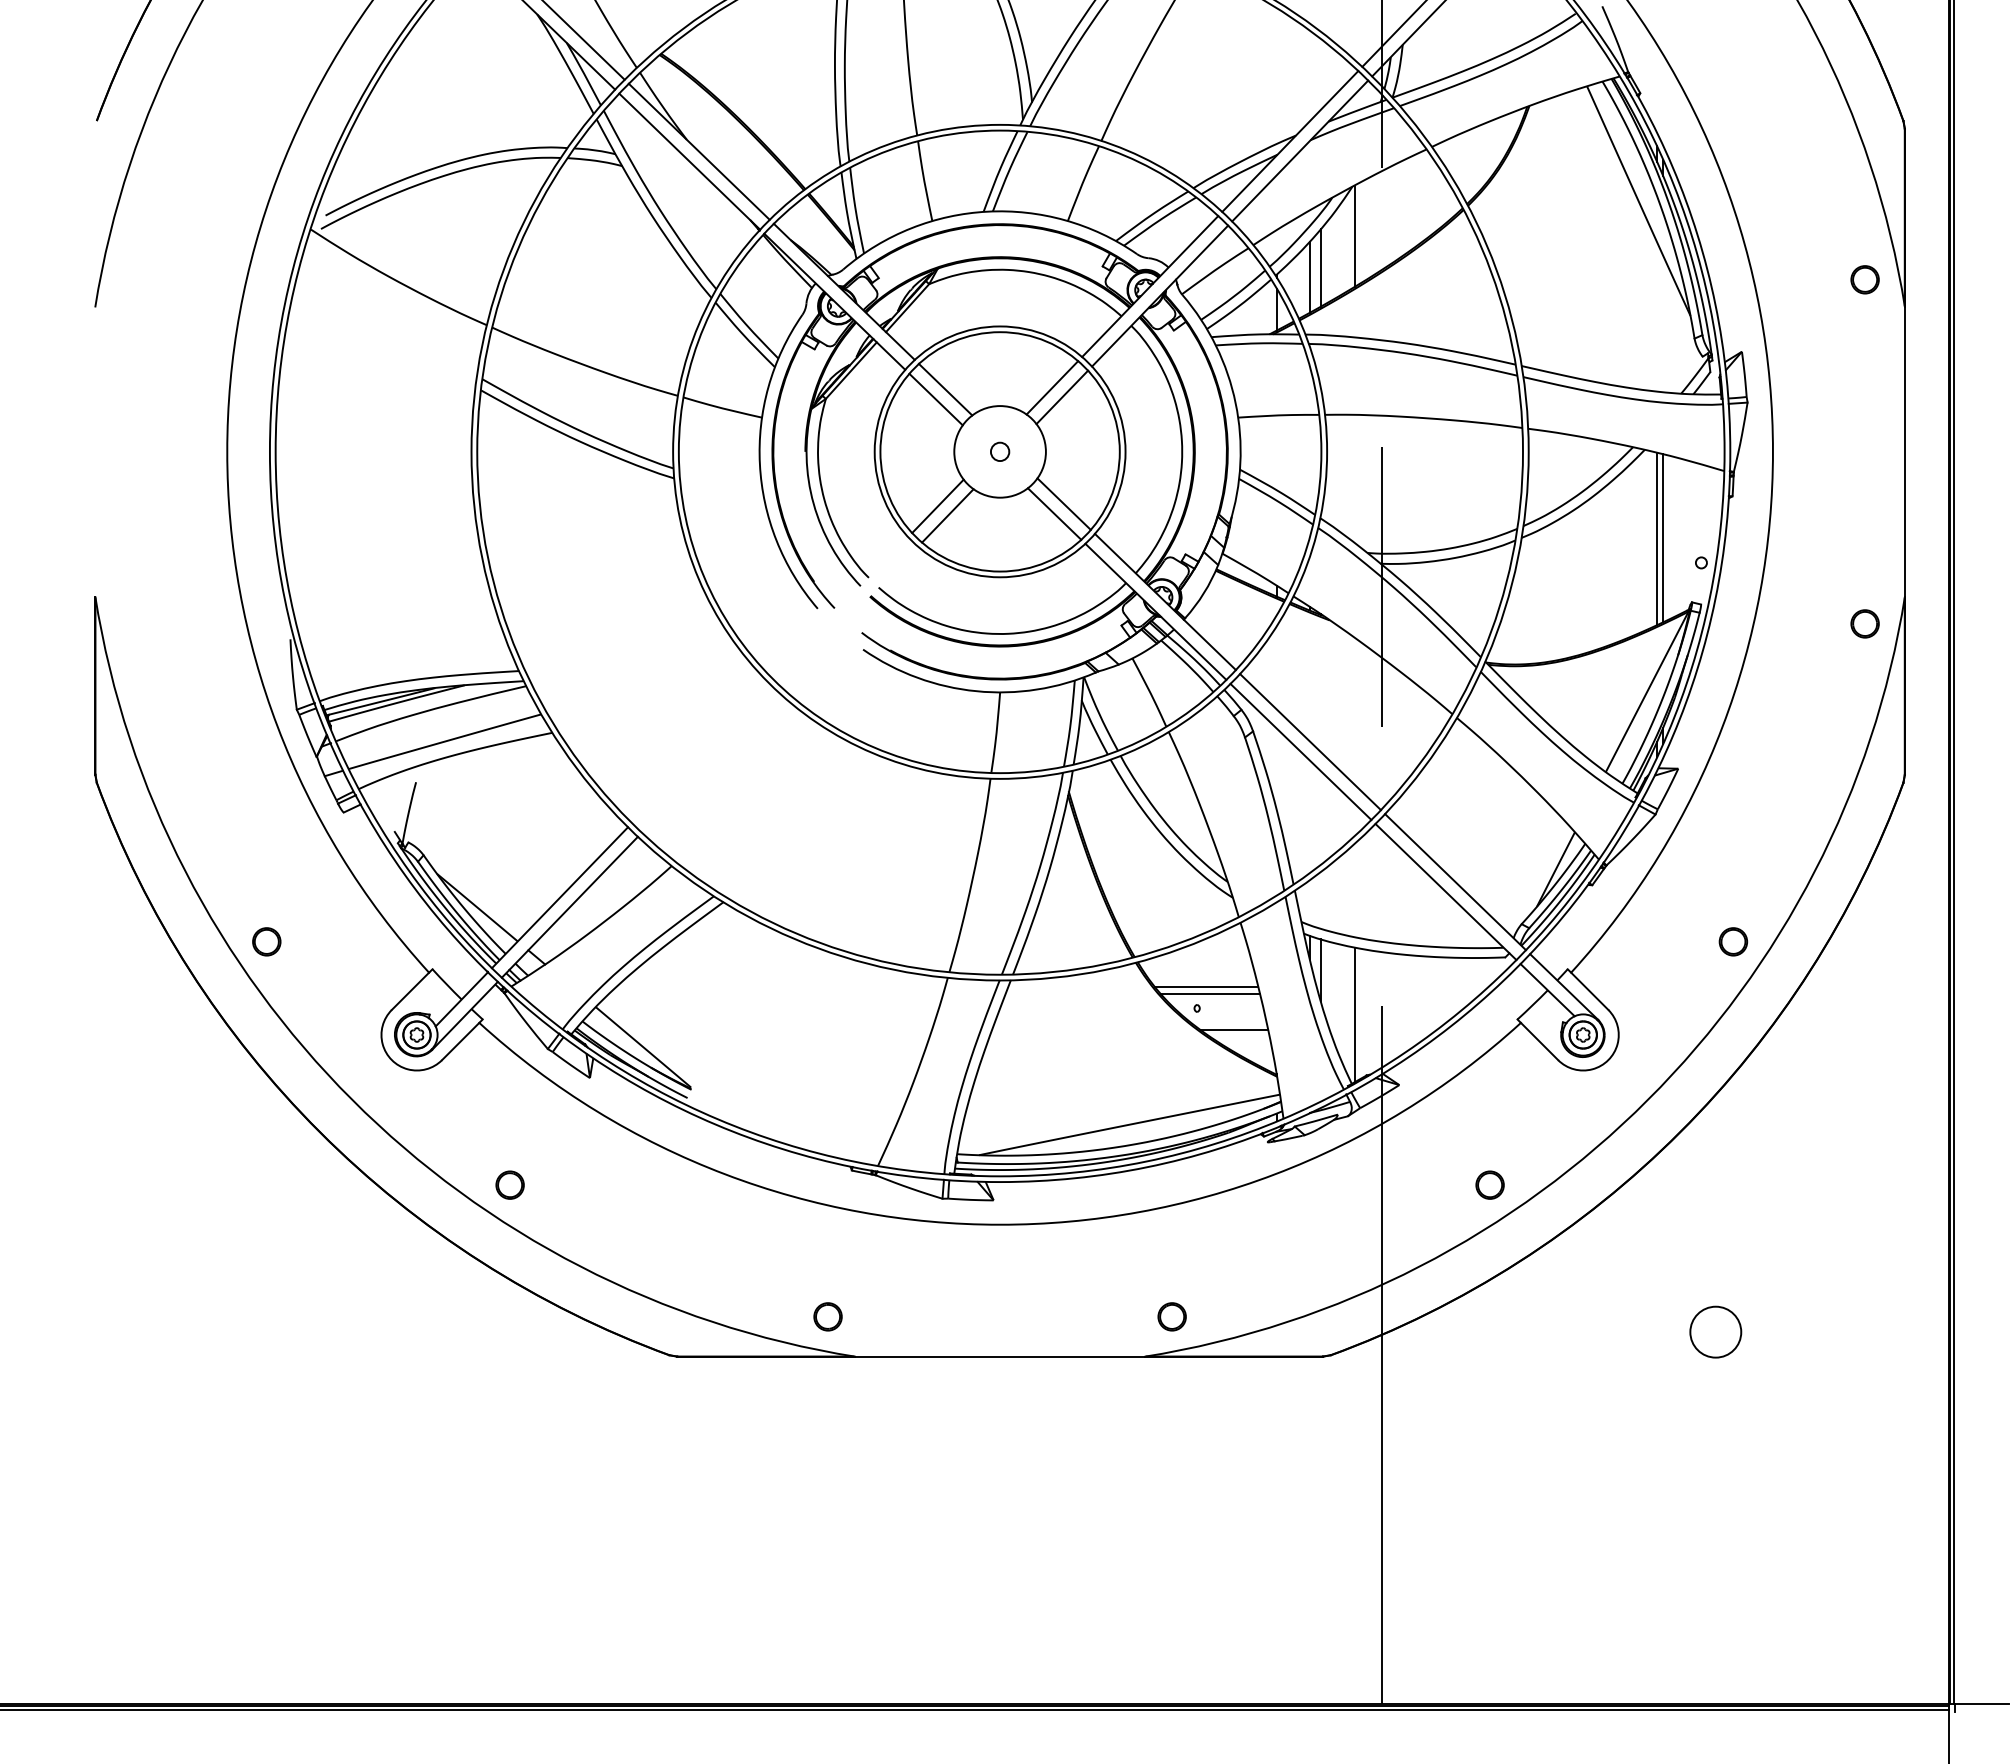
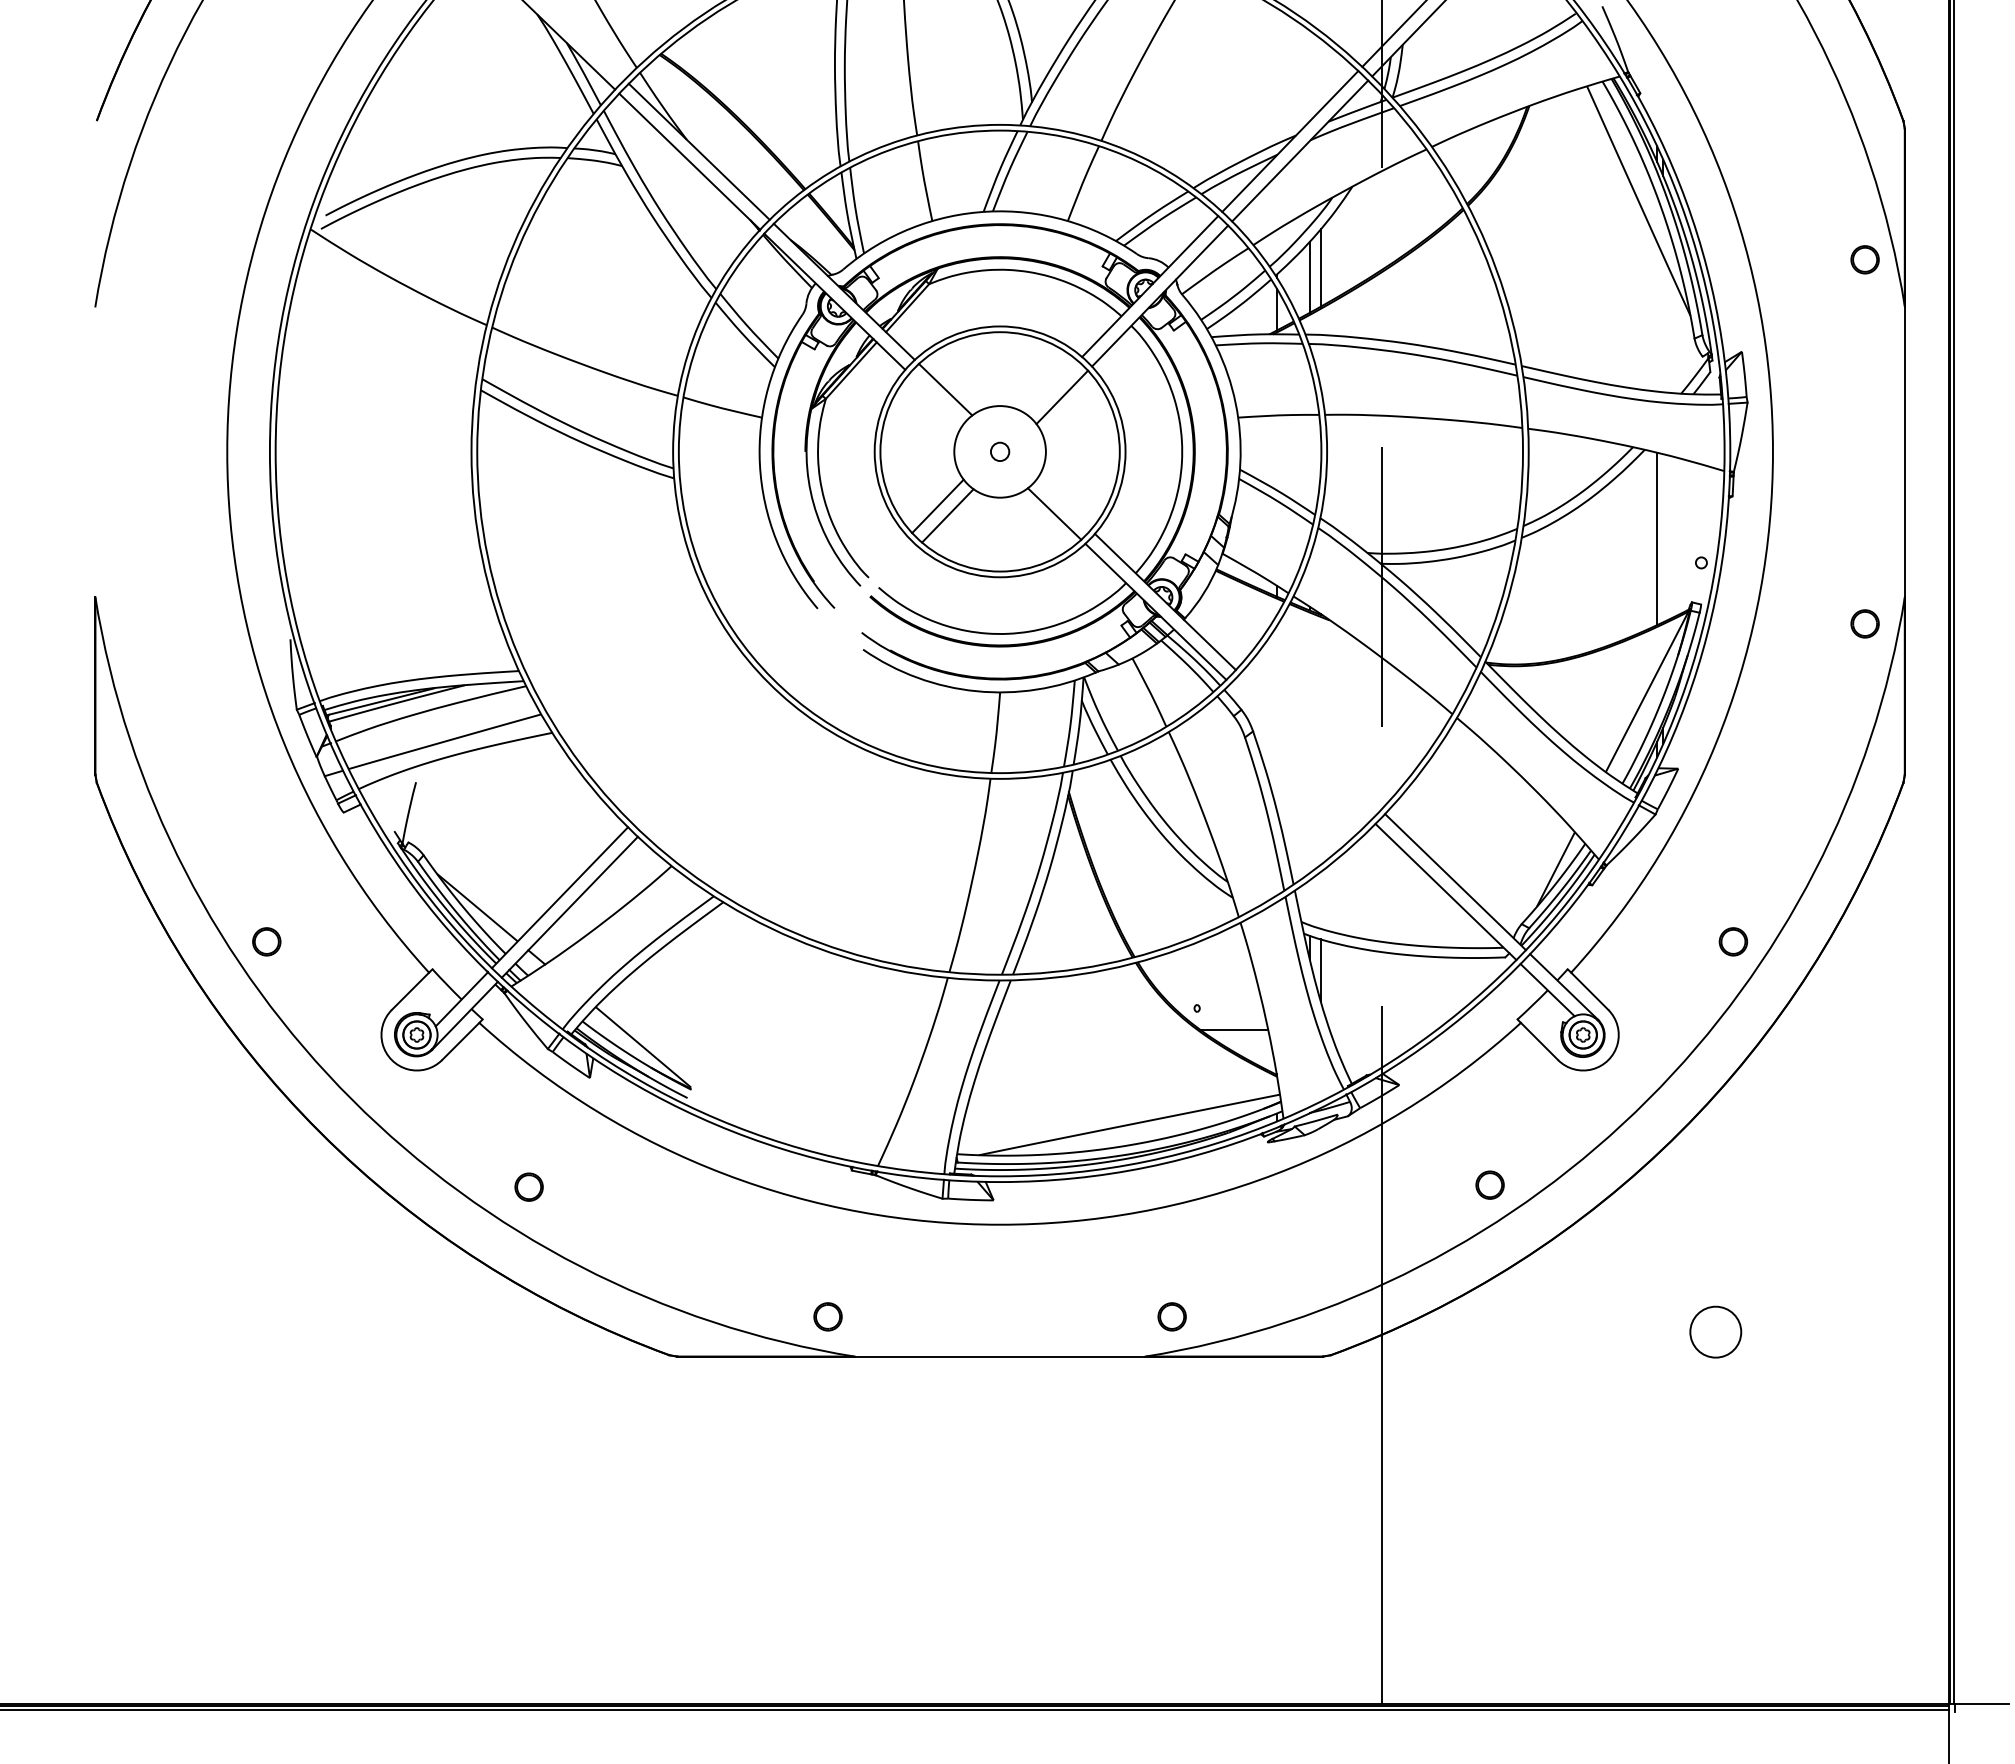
line: present -> none (584, 40)
line: present -> none (1354, 235)
part position: (1864, 279) -> (1864, 259) (1864, 259)
line: present -> none (1052, 387)
line: present -> none (935, 399)
line: present -> none (1063, 503)
line: present -> none (1663, 538)
line: present -> none (1310, 742)
line: present -> none (1300, 751)
line: present -> none (1206, 986)
line: present -> none (1210, 994)
line: present -> none (1354, 1014)
part position: (509, 1184) -> (528, 1186) (528, 1186)
